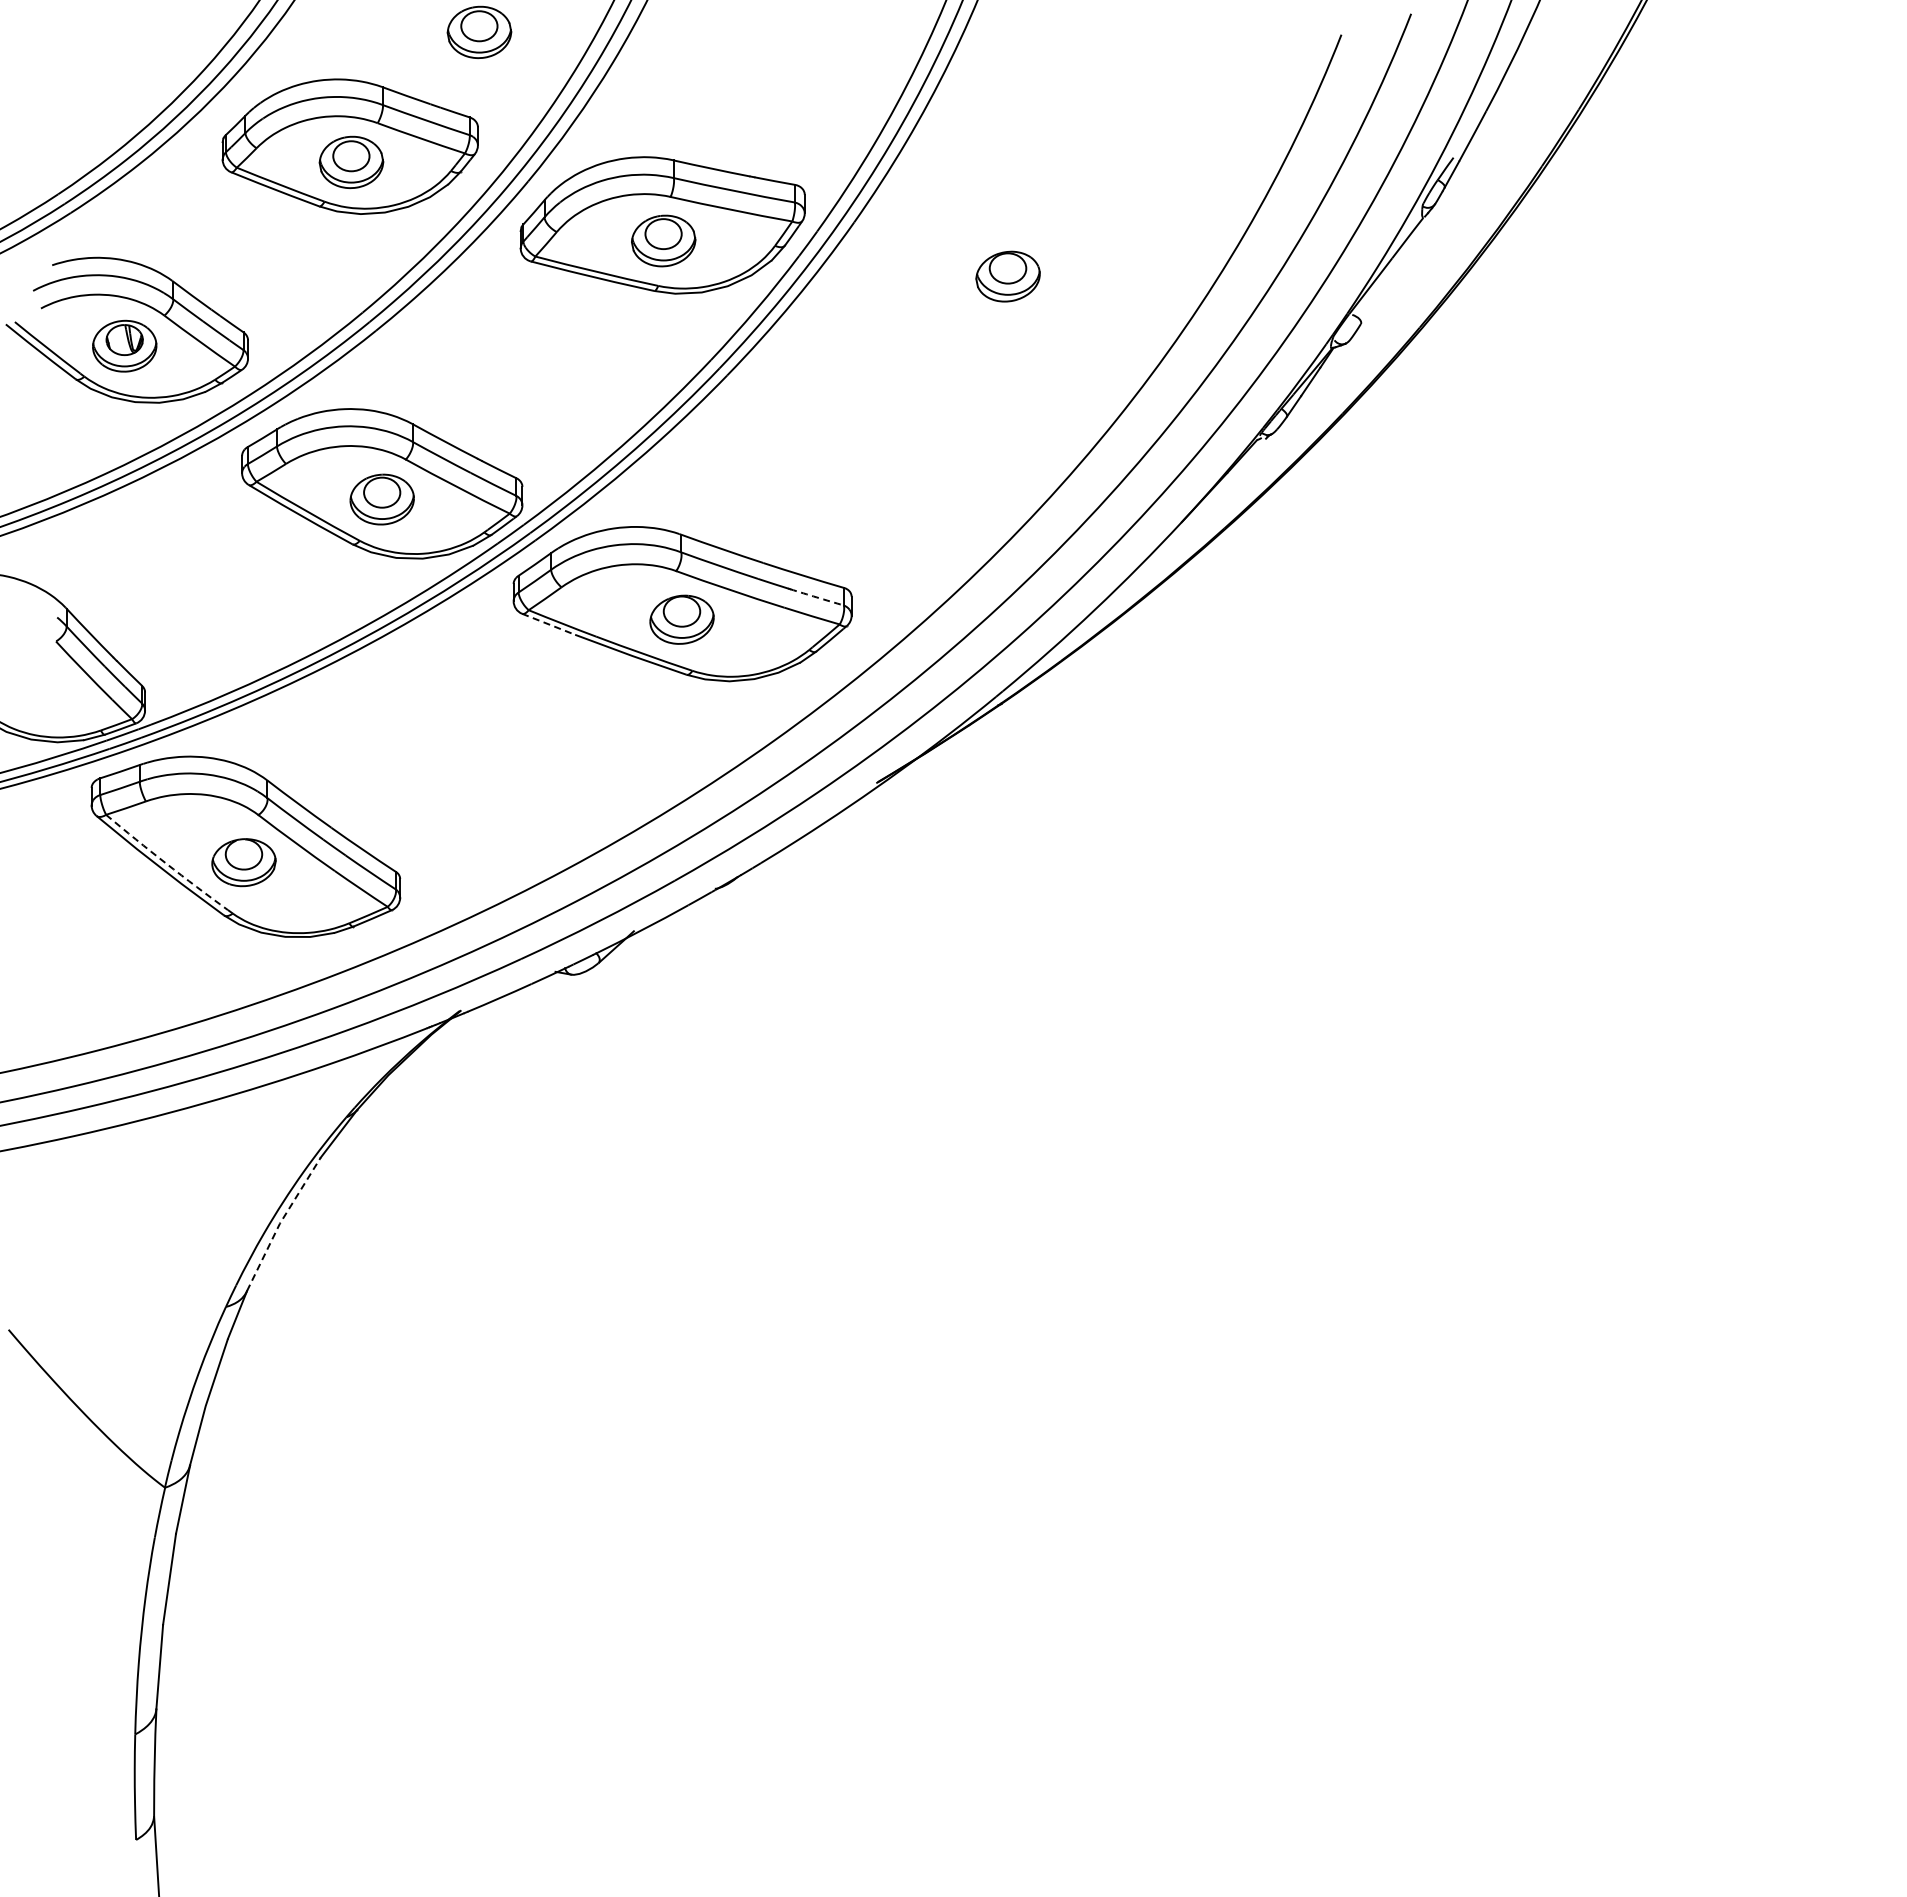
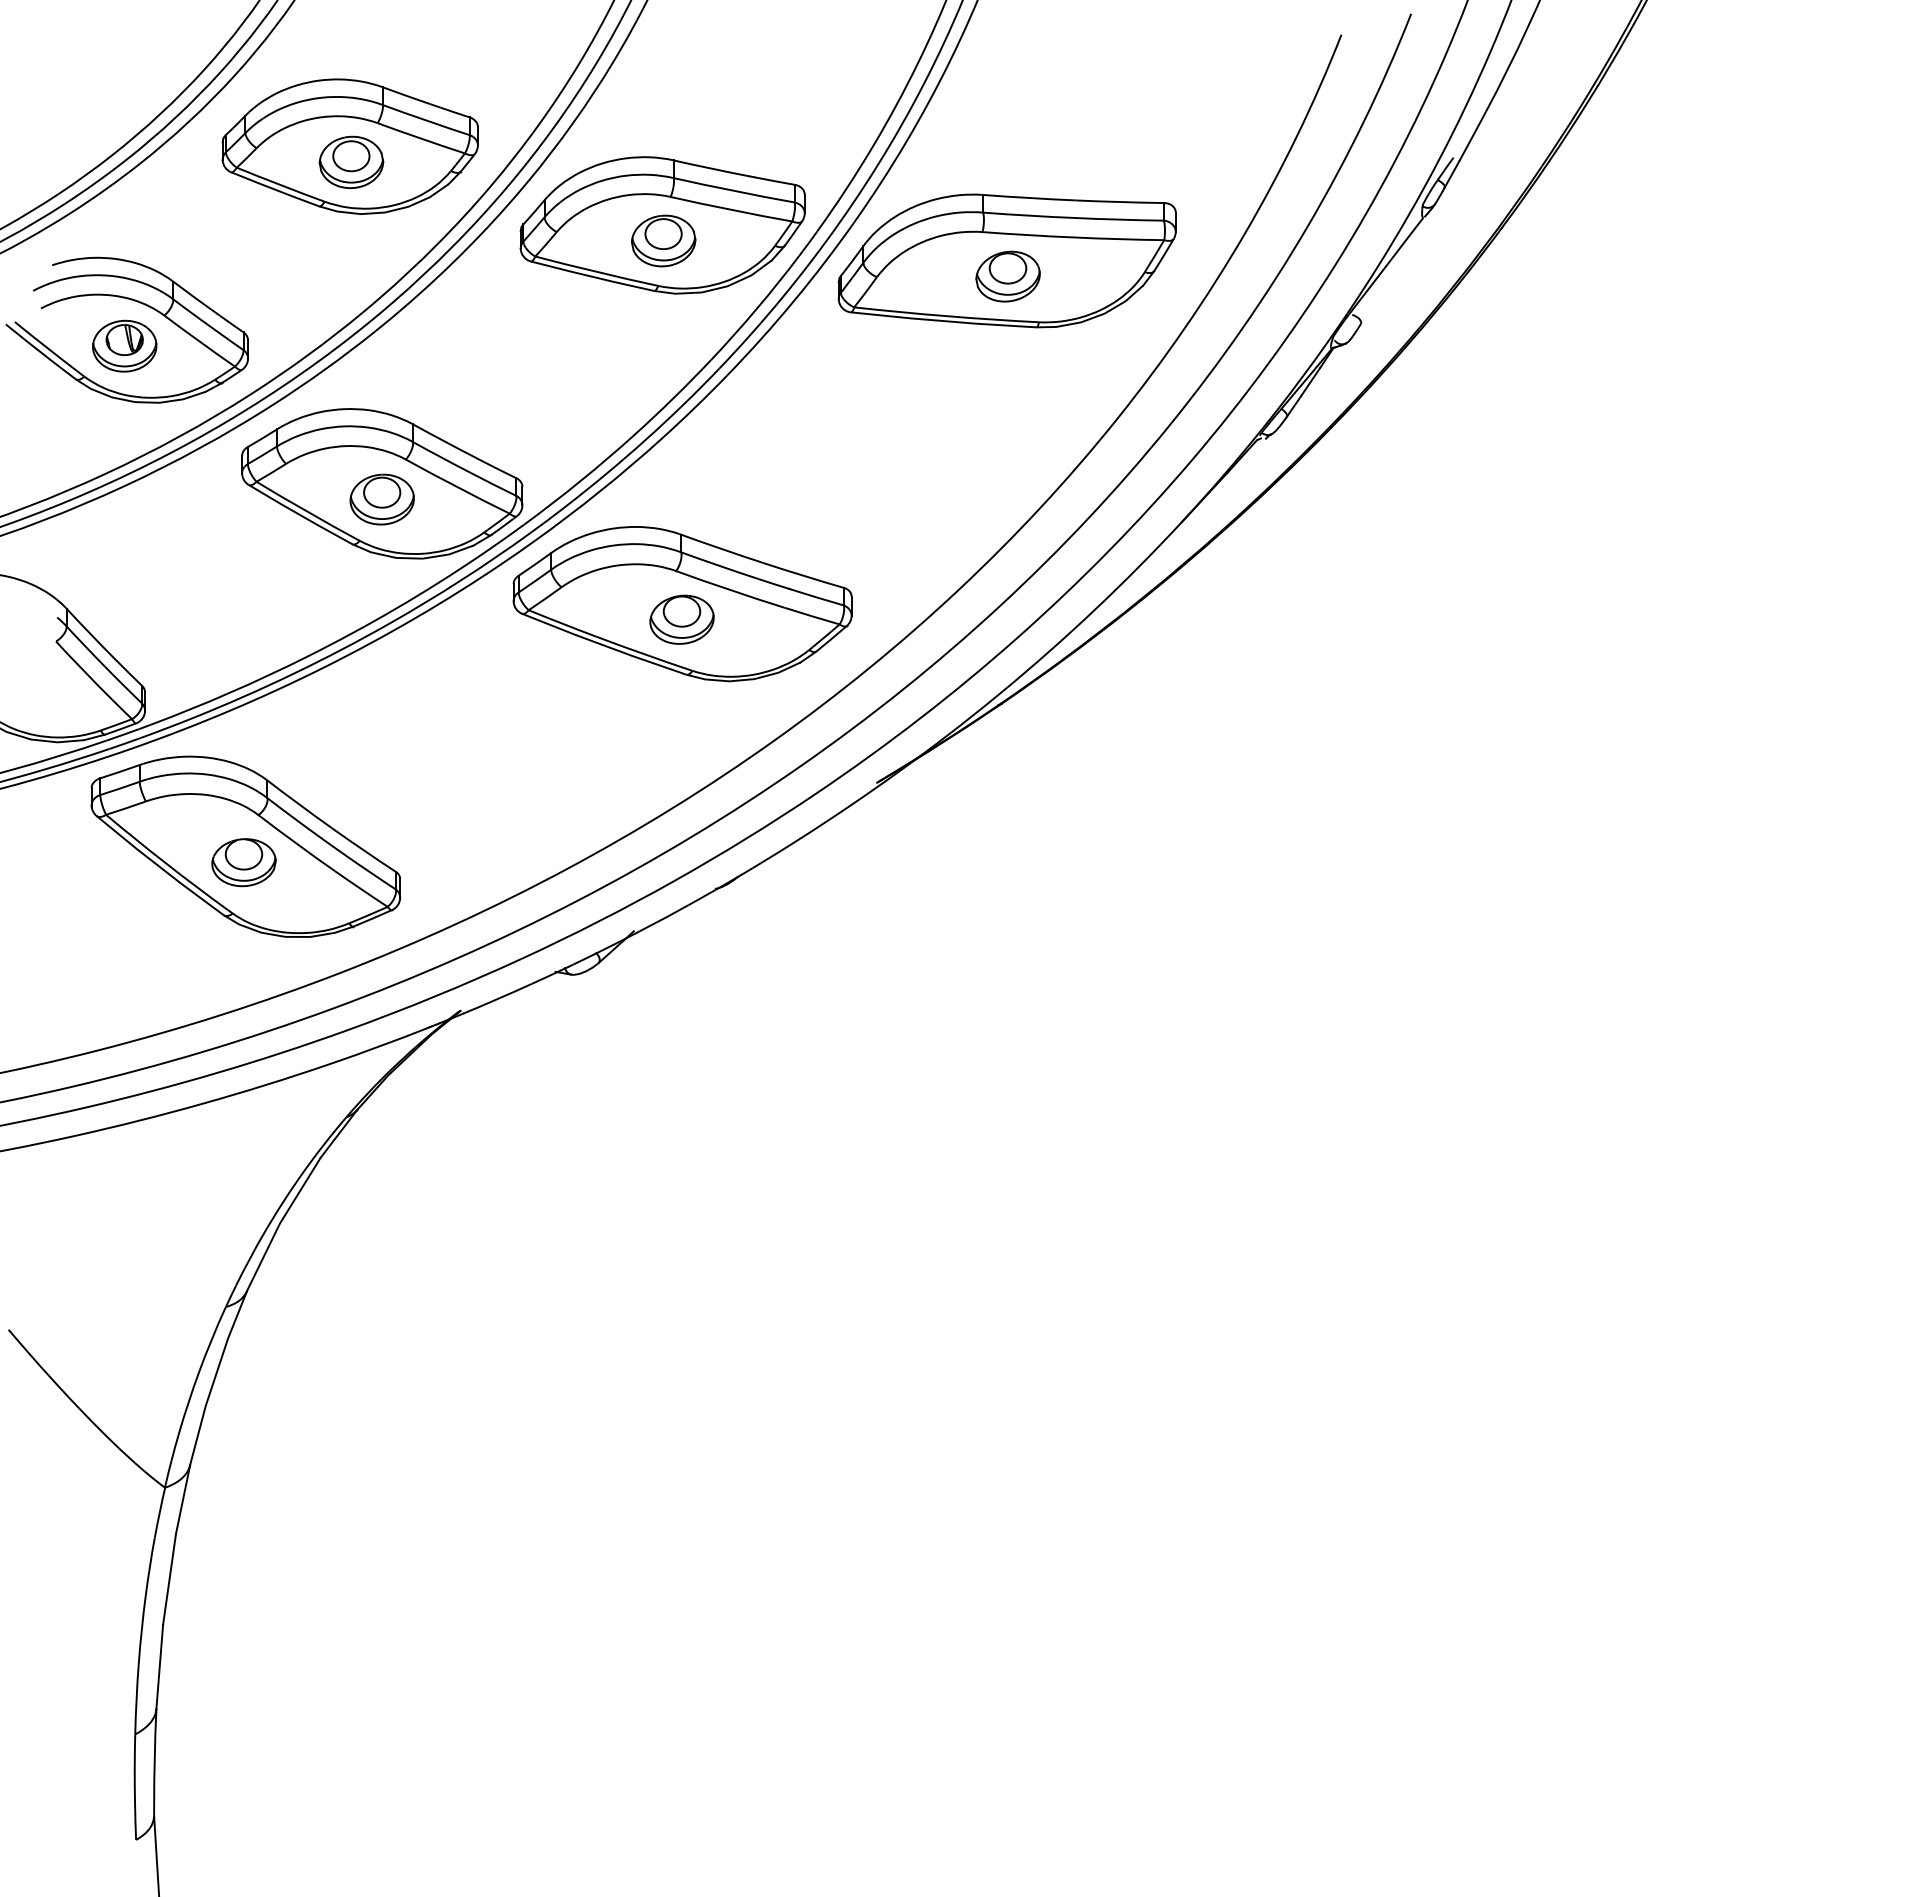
part: present -> none (479, 31)
part: none -> present (1006, 260)
arc: dashed -> solid (816, 597)
line: dashed -> solid (548, 624)
arc: dashed -> solid (166, 863)
line: dashed -> solid (280, 1222)
